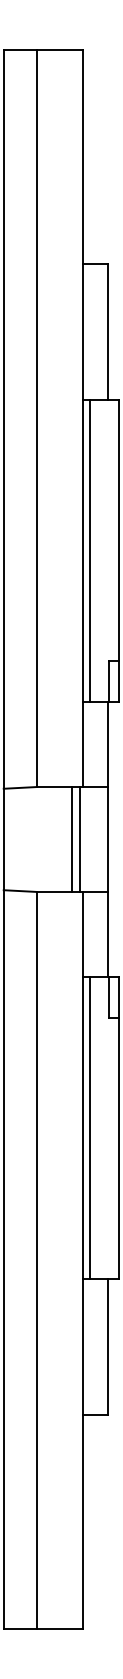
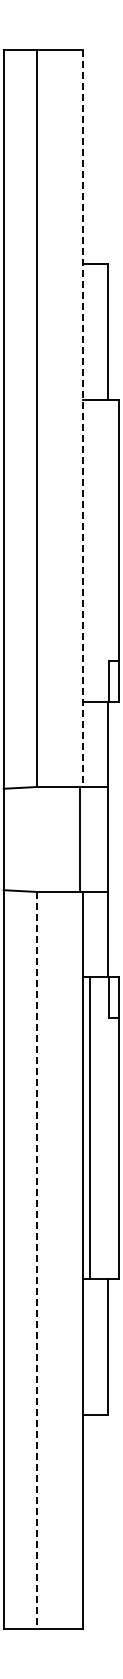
line: solid -> dashed (83, 419)
line: present -> none (90, 551)
line: present -> none (72, 839)
line: solid -> dashed (36, 1260)
